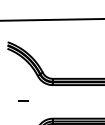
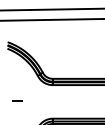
line: none -> present (51, 9)
line position: (23, 100) -> (17, 100) (17, 100)
